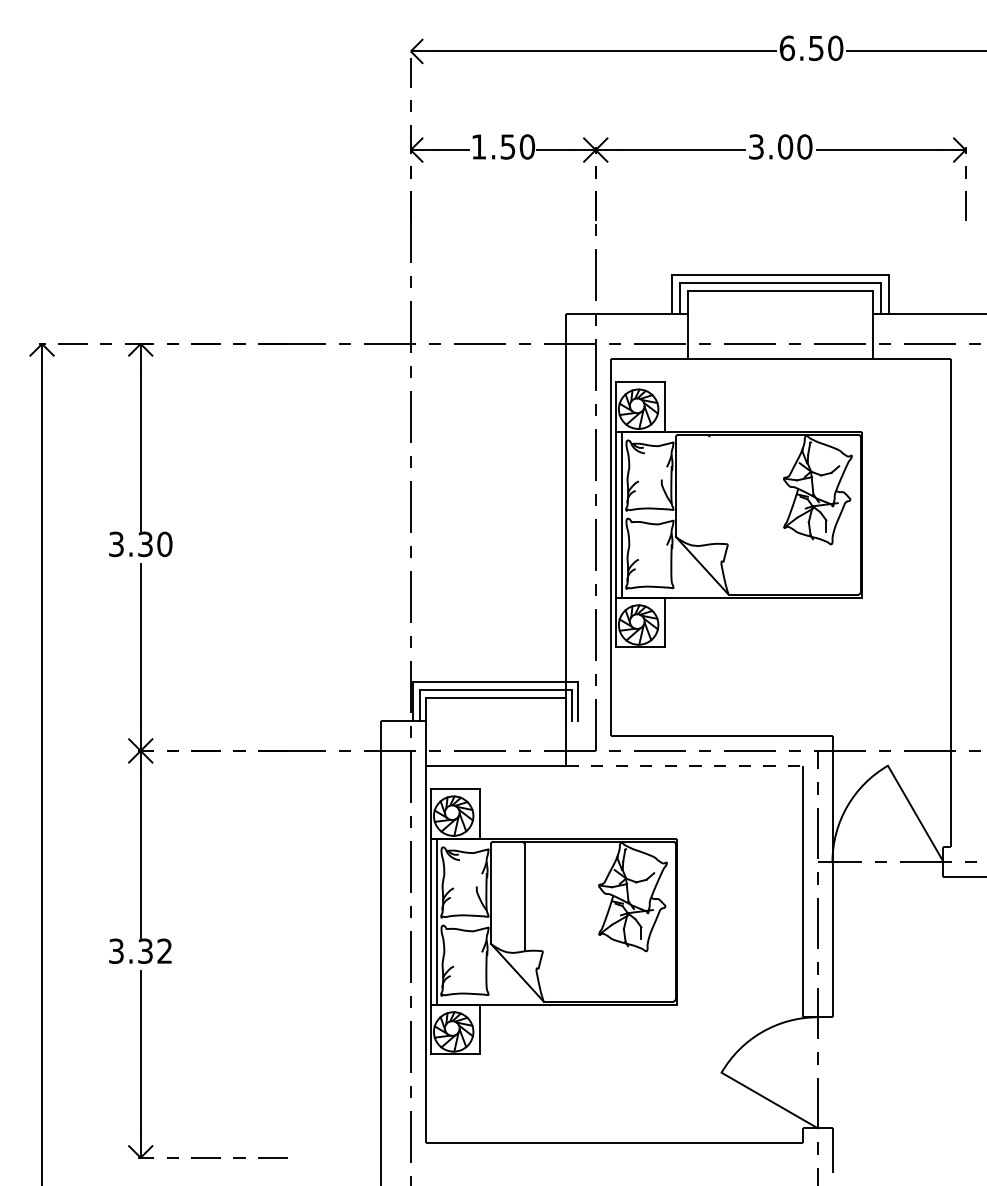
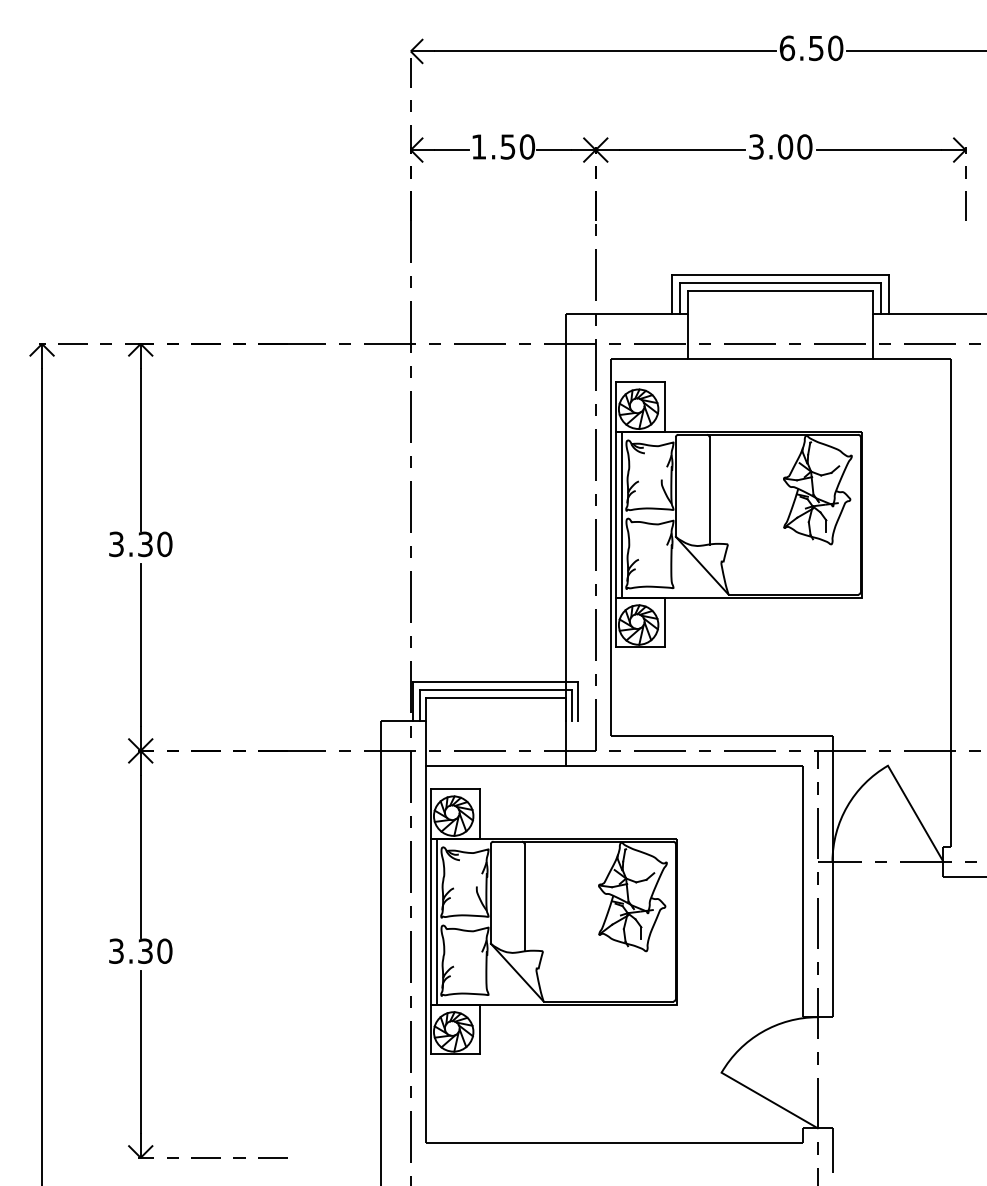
line: none -> present (709, 490)
line: dashed -> solid (685, 765)
text: 3.32 -> 3.30 (164, 950)
